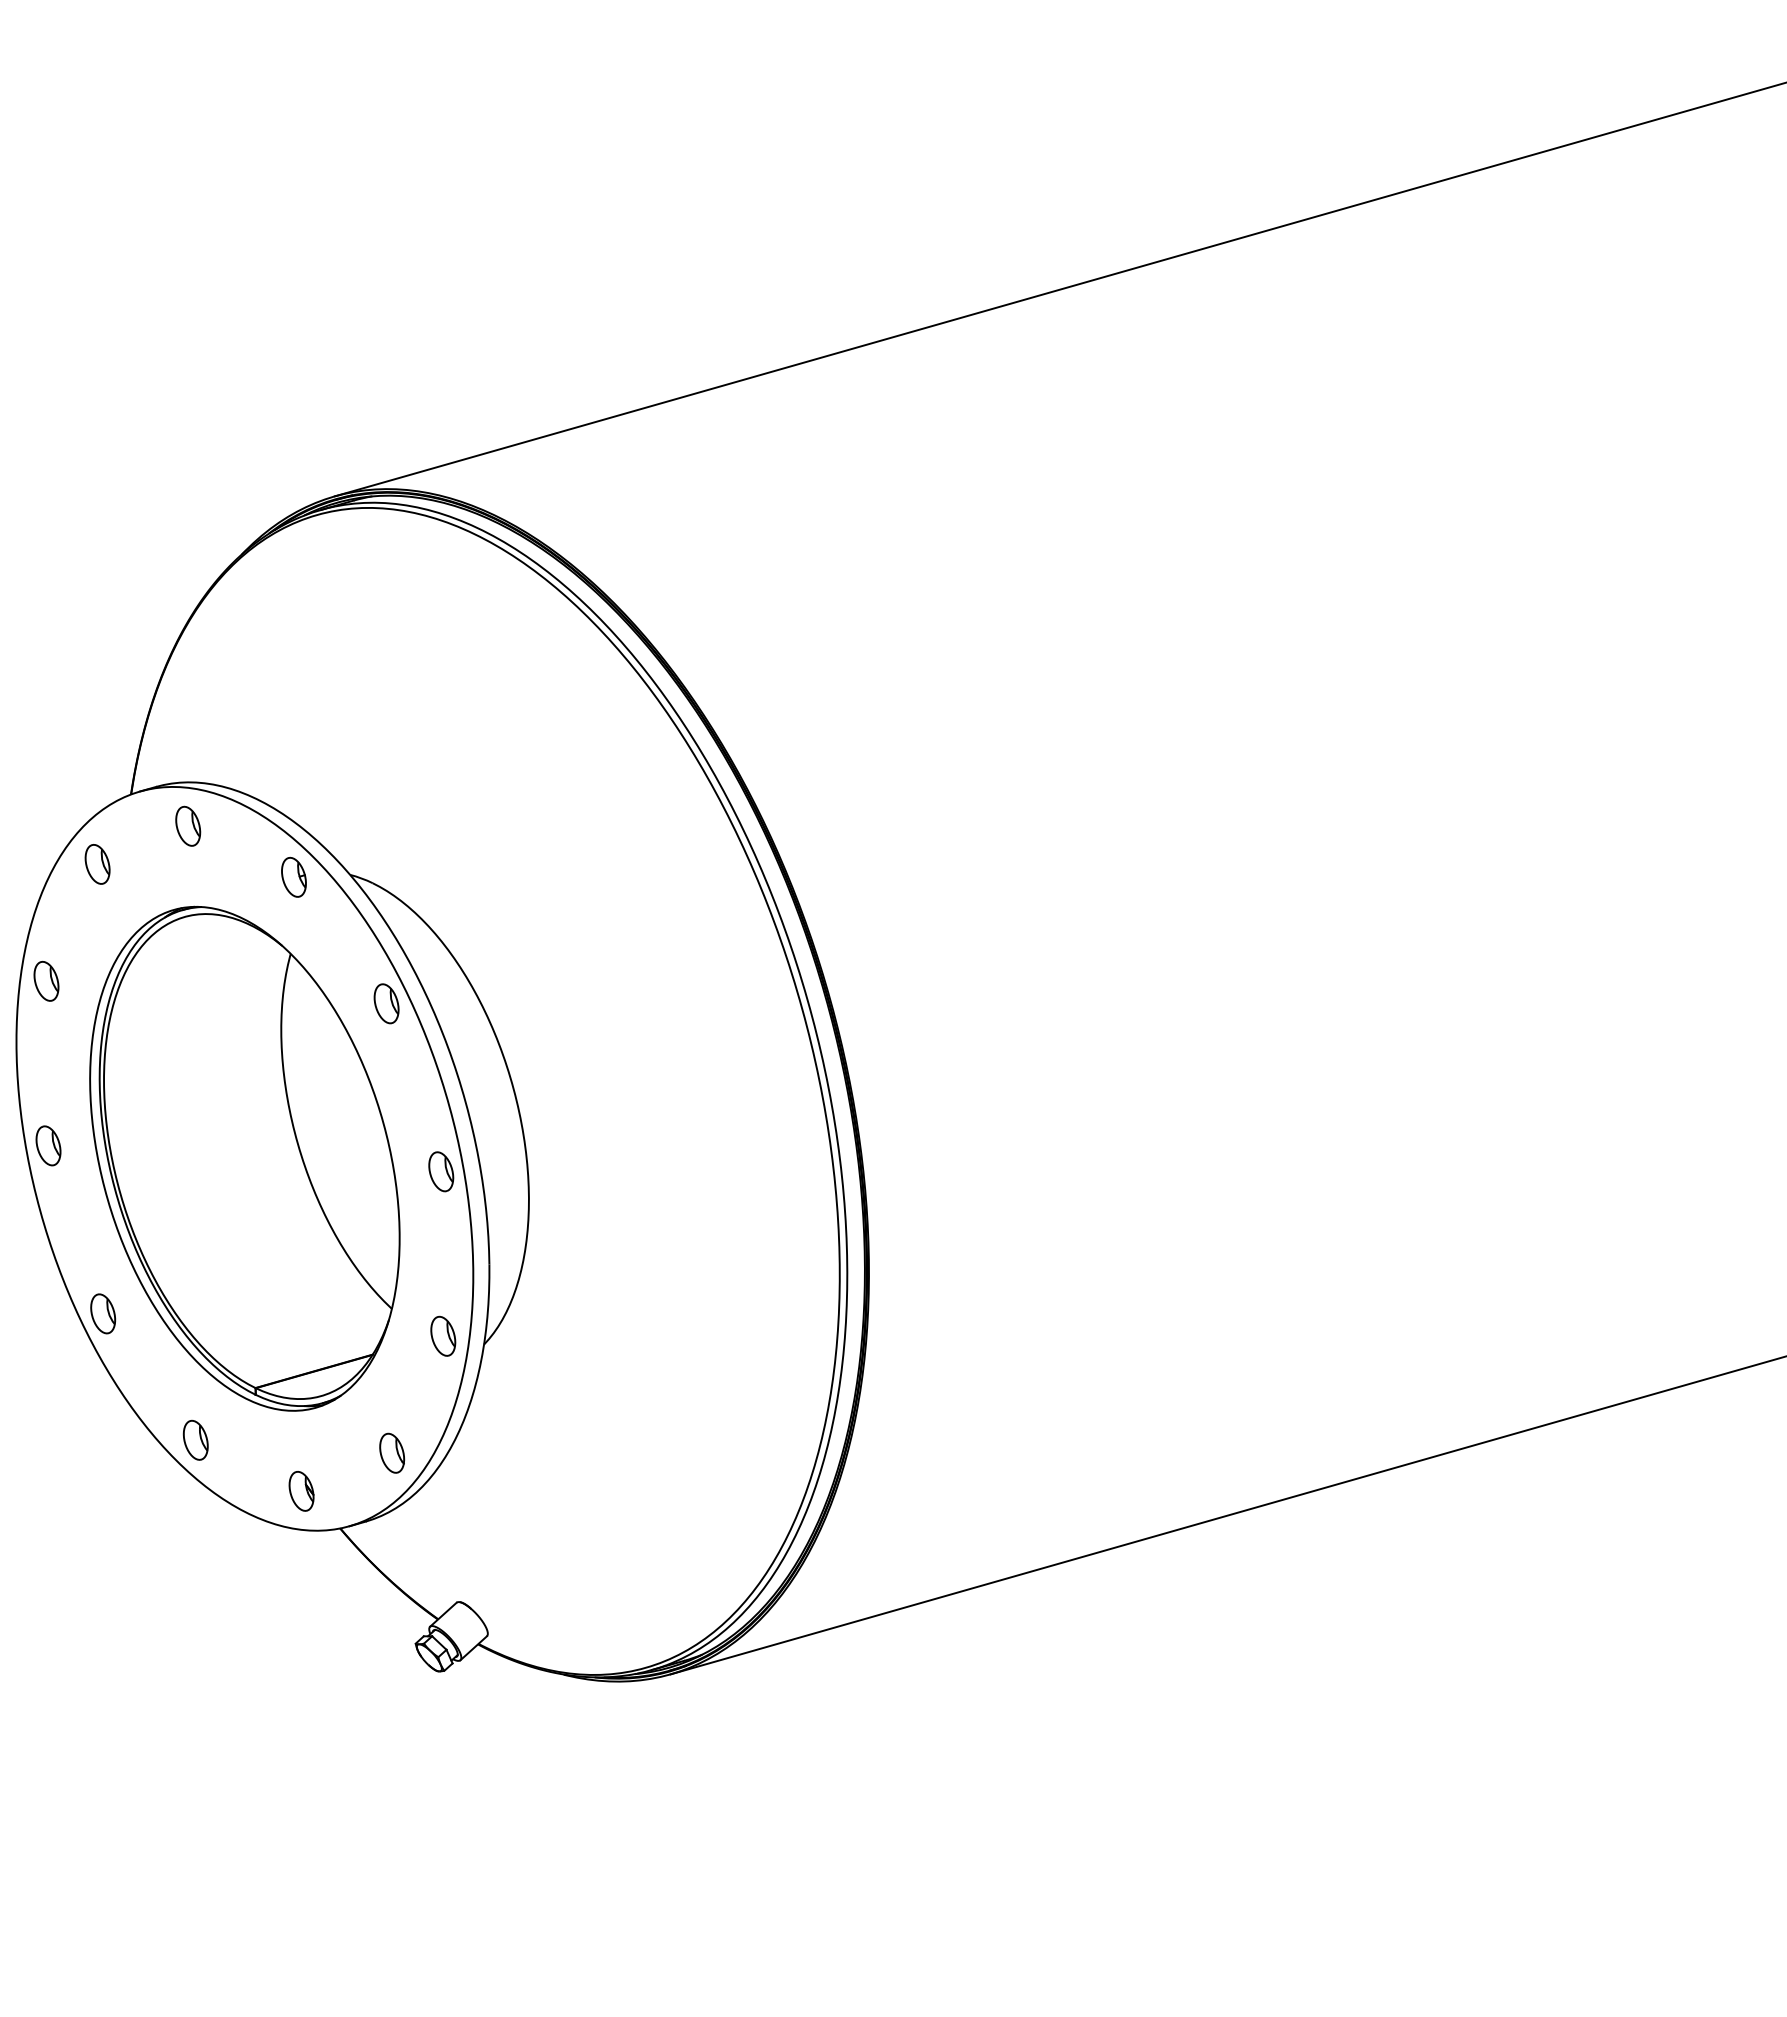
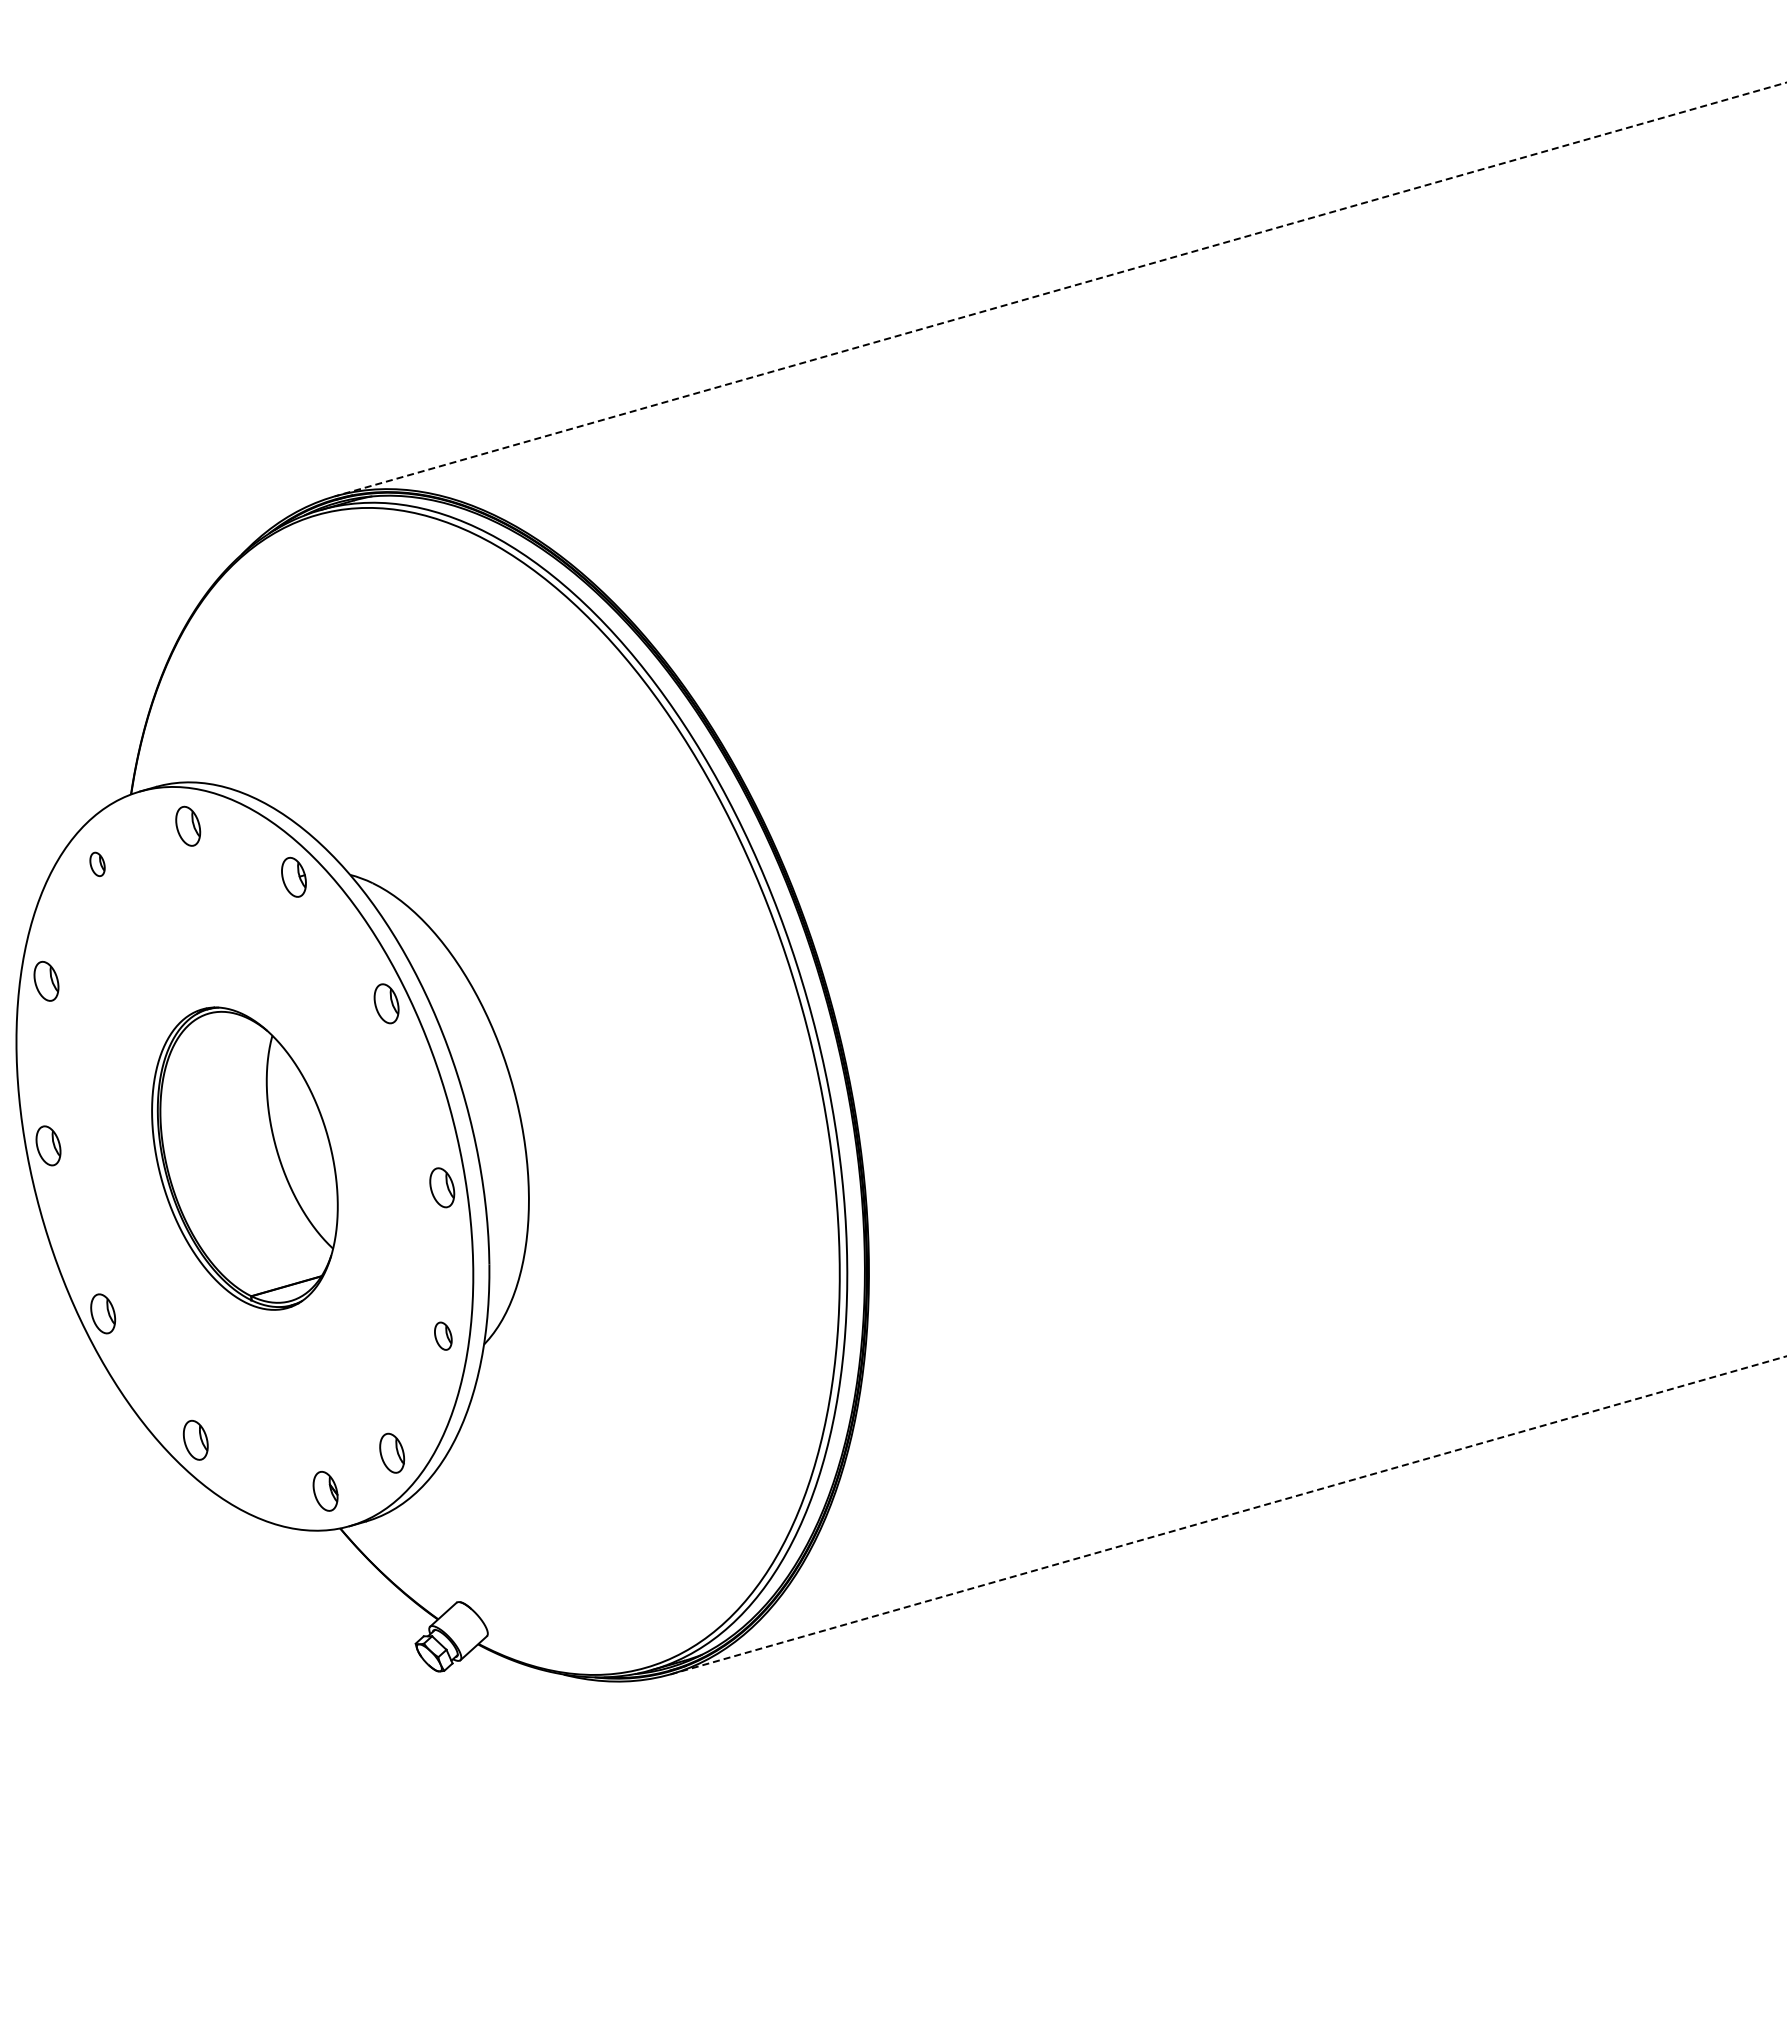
line: solid -> dashed (1060, 289)
part size: 27x41 px -> 17x26 px (97, 863)
part size: 312x507 px -> 188x305 px (244, 1158)
part position: (441, 1171) -> (442, 1187) (442, 1187)
part size: 27x42 px -> 19x30 px (443, 1335)
part position: (301, 1491) -> (325, 1491) (325, 1491)
line: solid -> dashed (1228, 1515)
